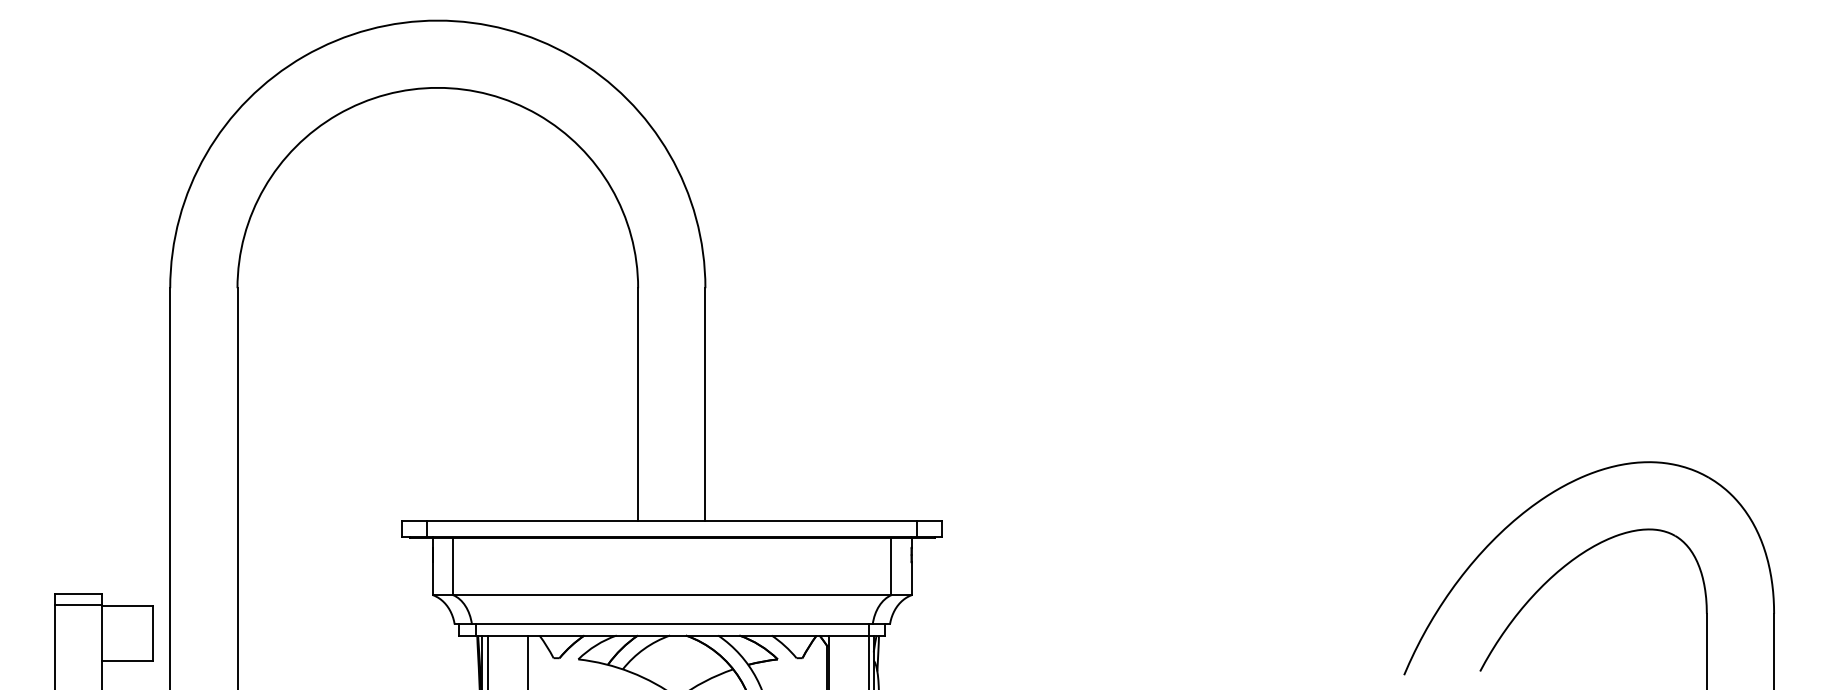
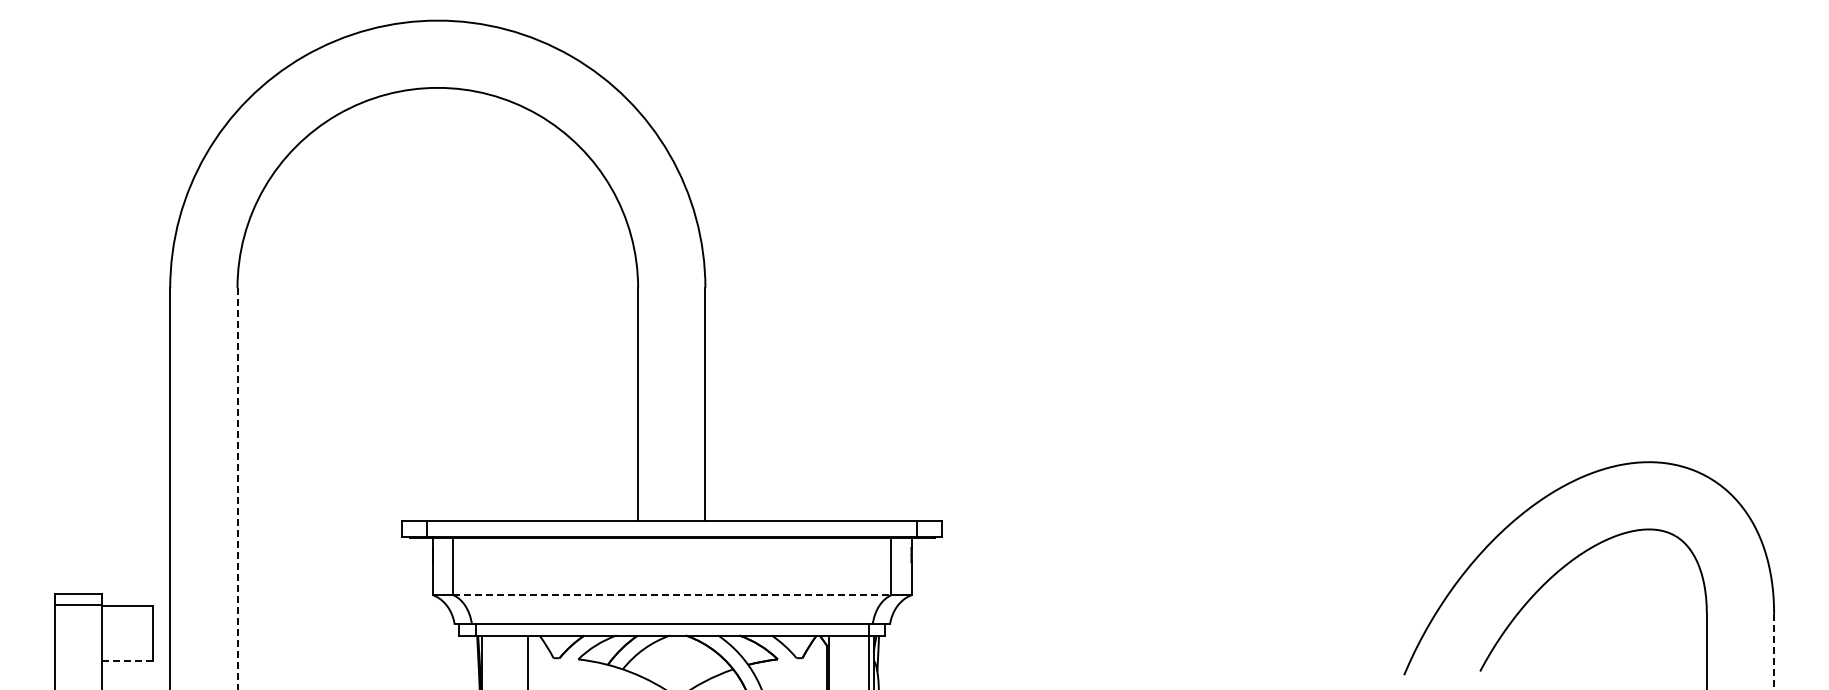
line: solid -> dashed (237, 489)
line: solid -> dashed (672, 595)
line: solid -> dashed (1774, 651)
line: solid -> dashed (128, 660)
line: present -> none (487, 660)
